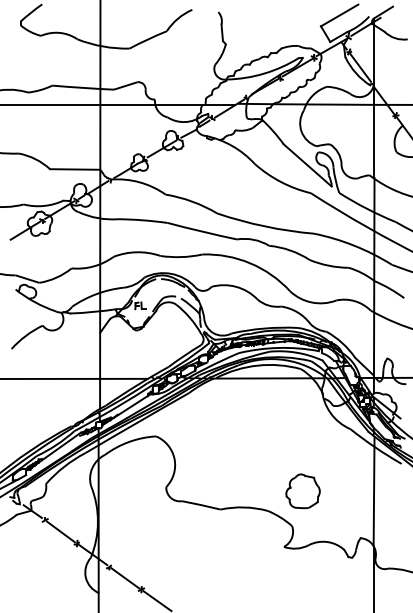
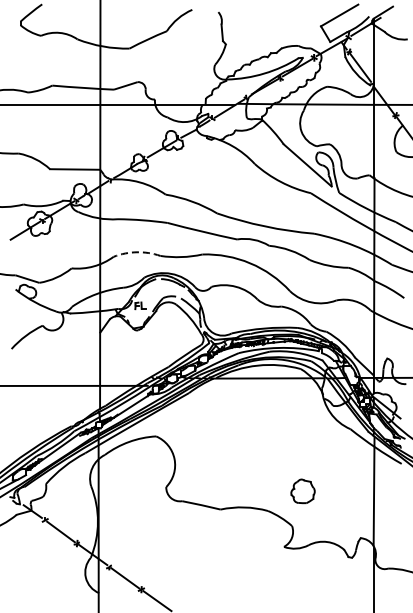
arc: solid -> dashed (137, 252)
line position: (74, 378) -> (74, 385) (74, 385)
part size: 36x37 px -> 26x27 px (302, 491)
